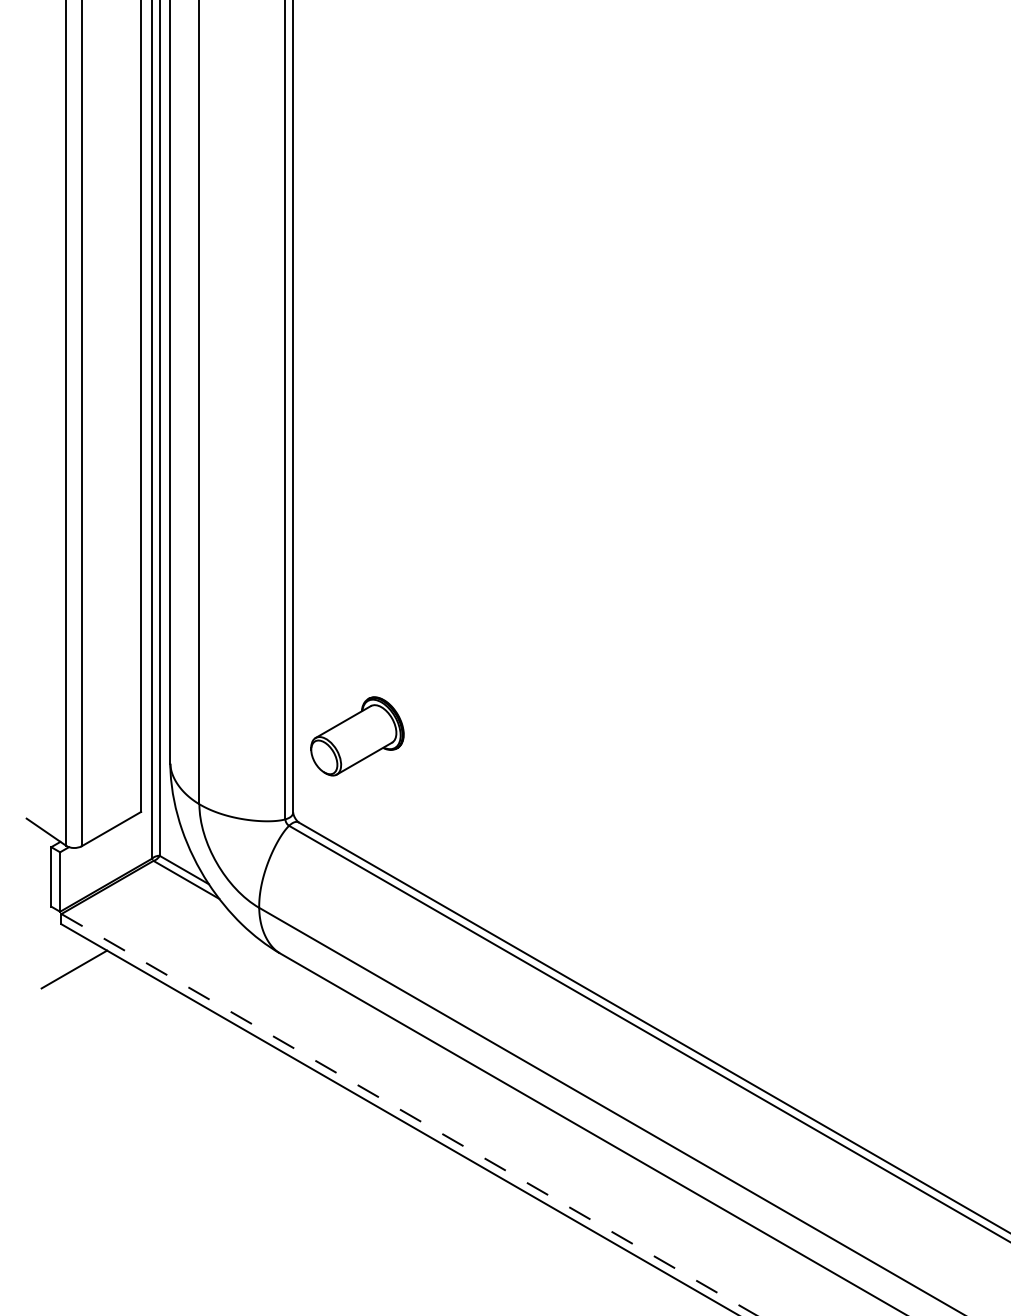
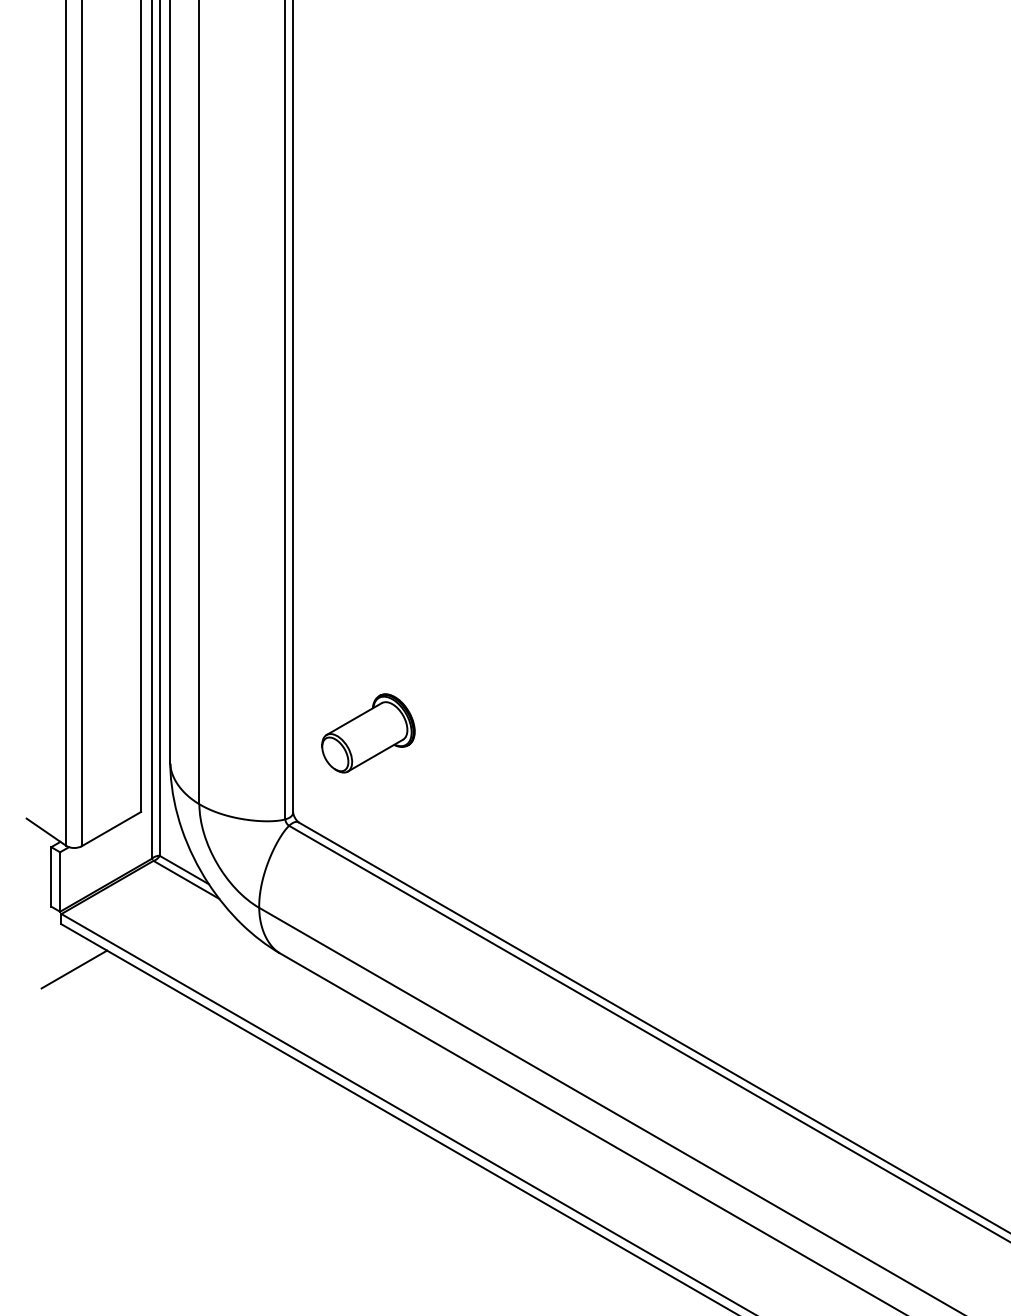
part position: (357, 736) -> (368, 733) (368, 733)
line: dashed -> solid (409, 1115)
